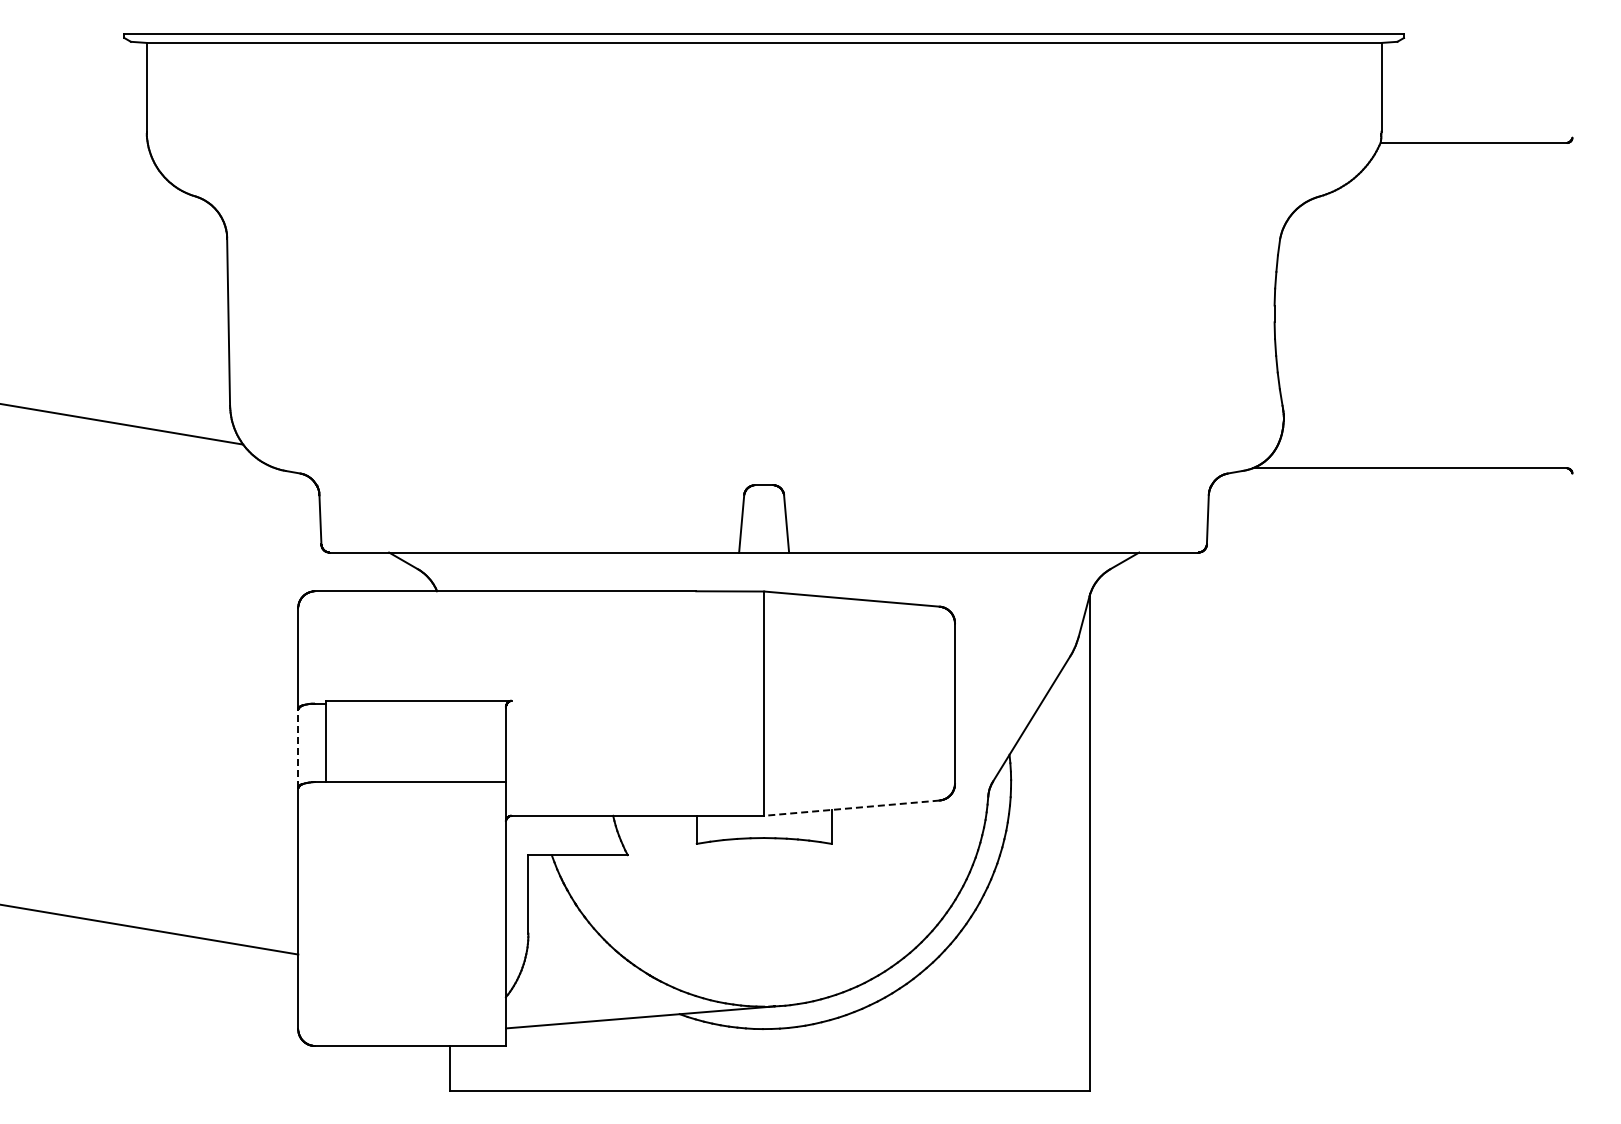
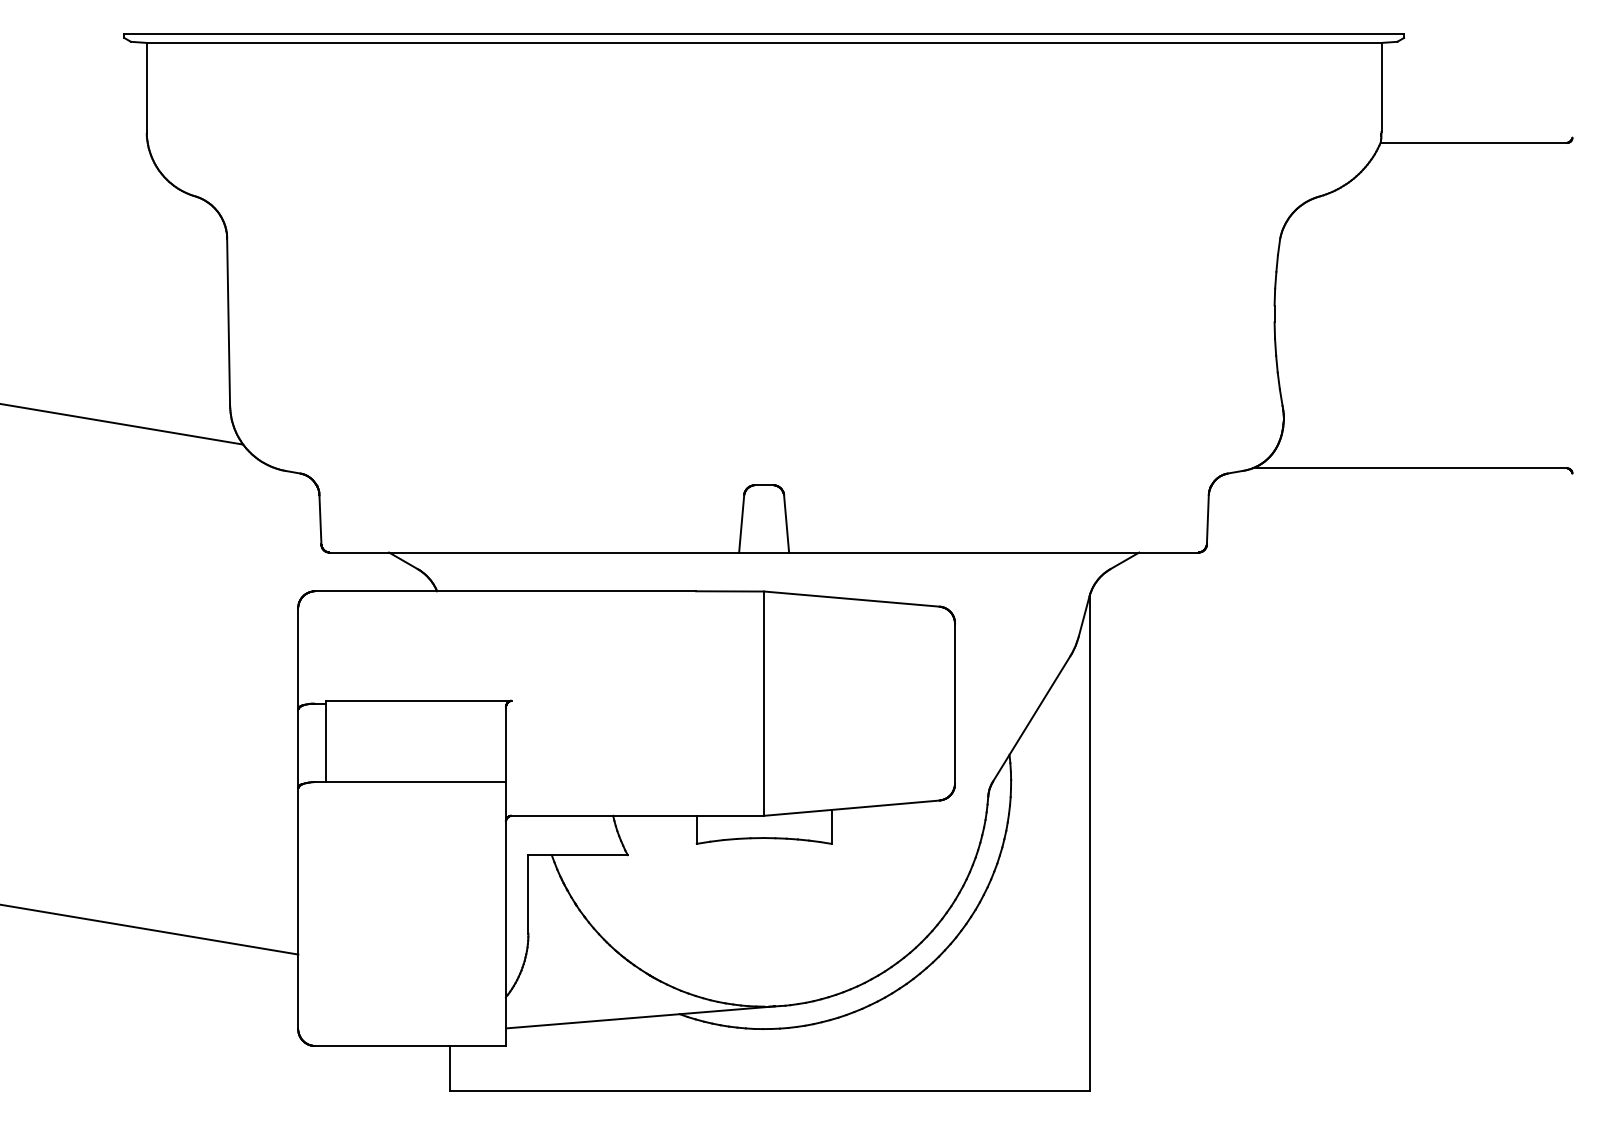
line: dashed -> solid (298, 748)
line: dashed -> solid (851, 808)
